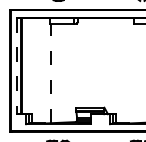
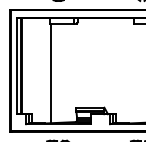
line: dashed -> solid (16, 66)
line: dashed -> solid (50, 73)
